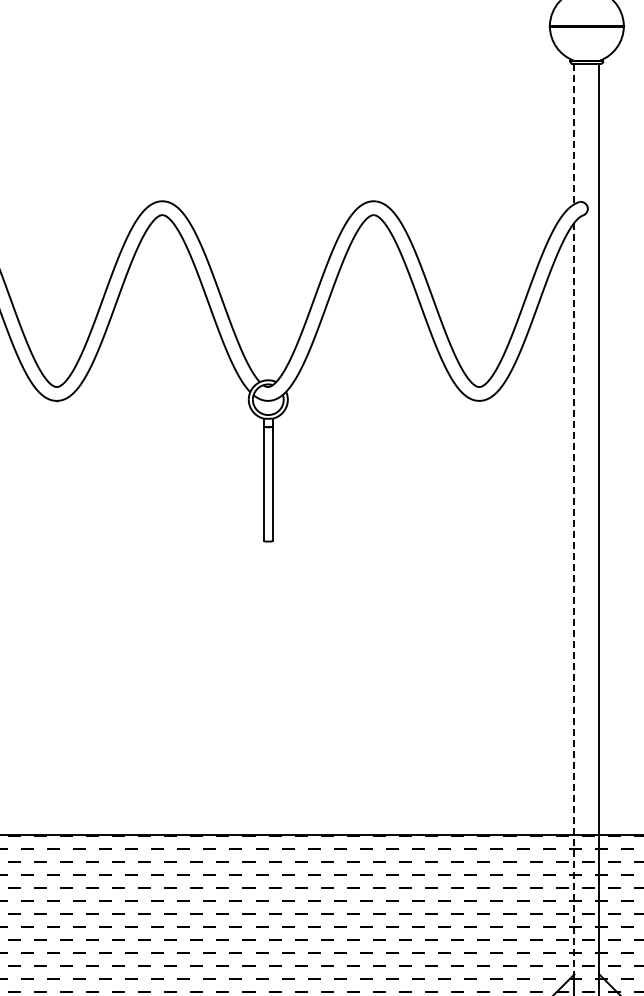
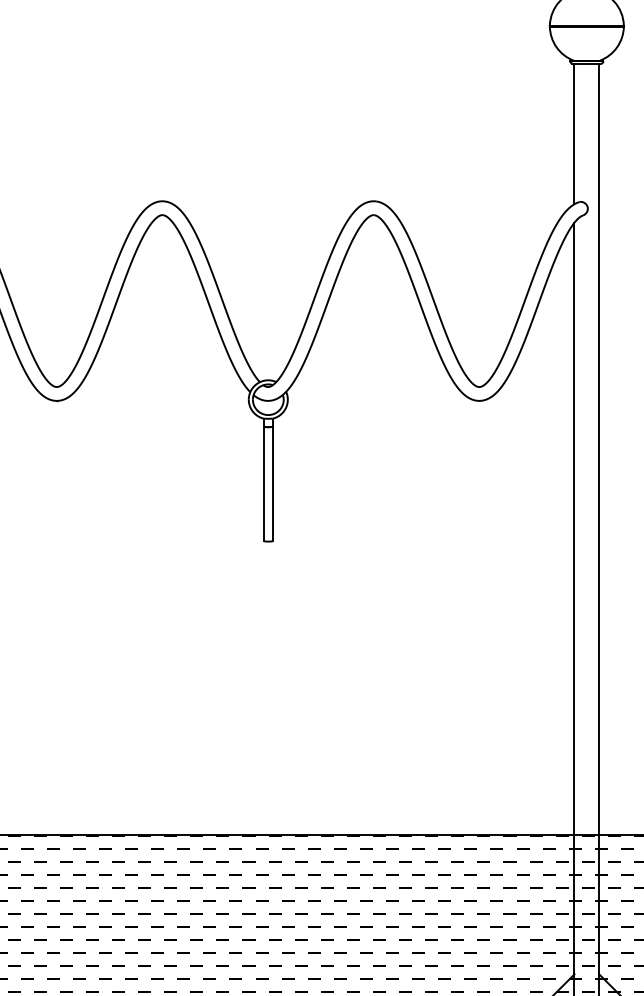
line: dashed -> solid (574, 134)
line: dashed -> solid (574, 598)
